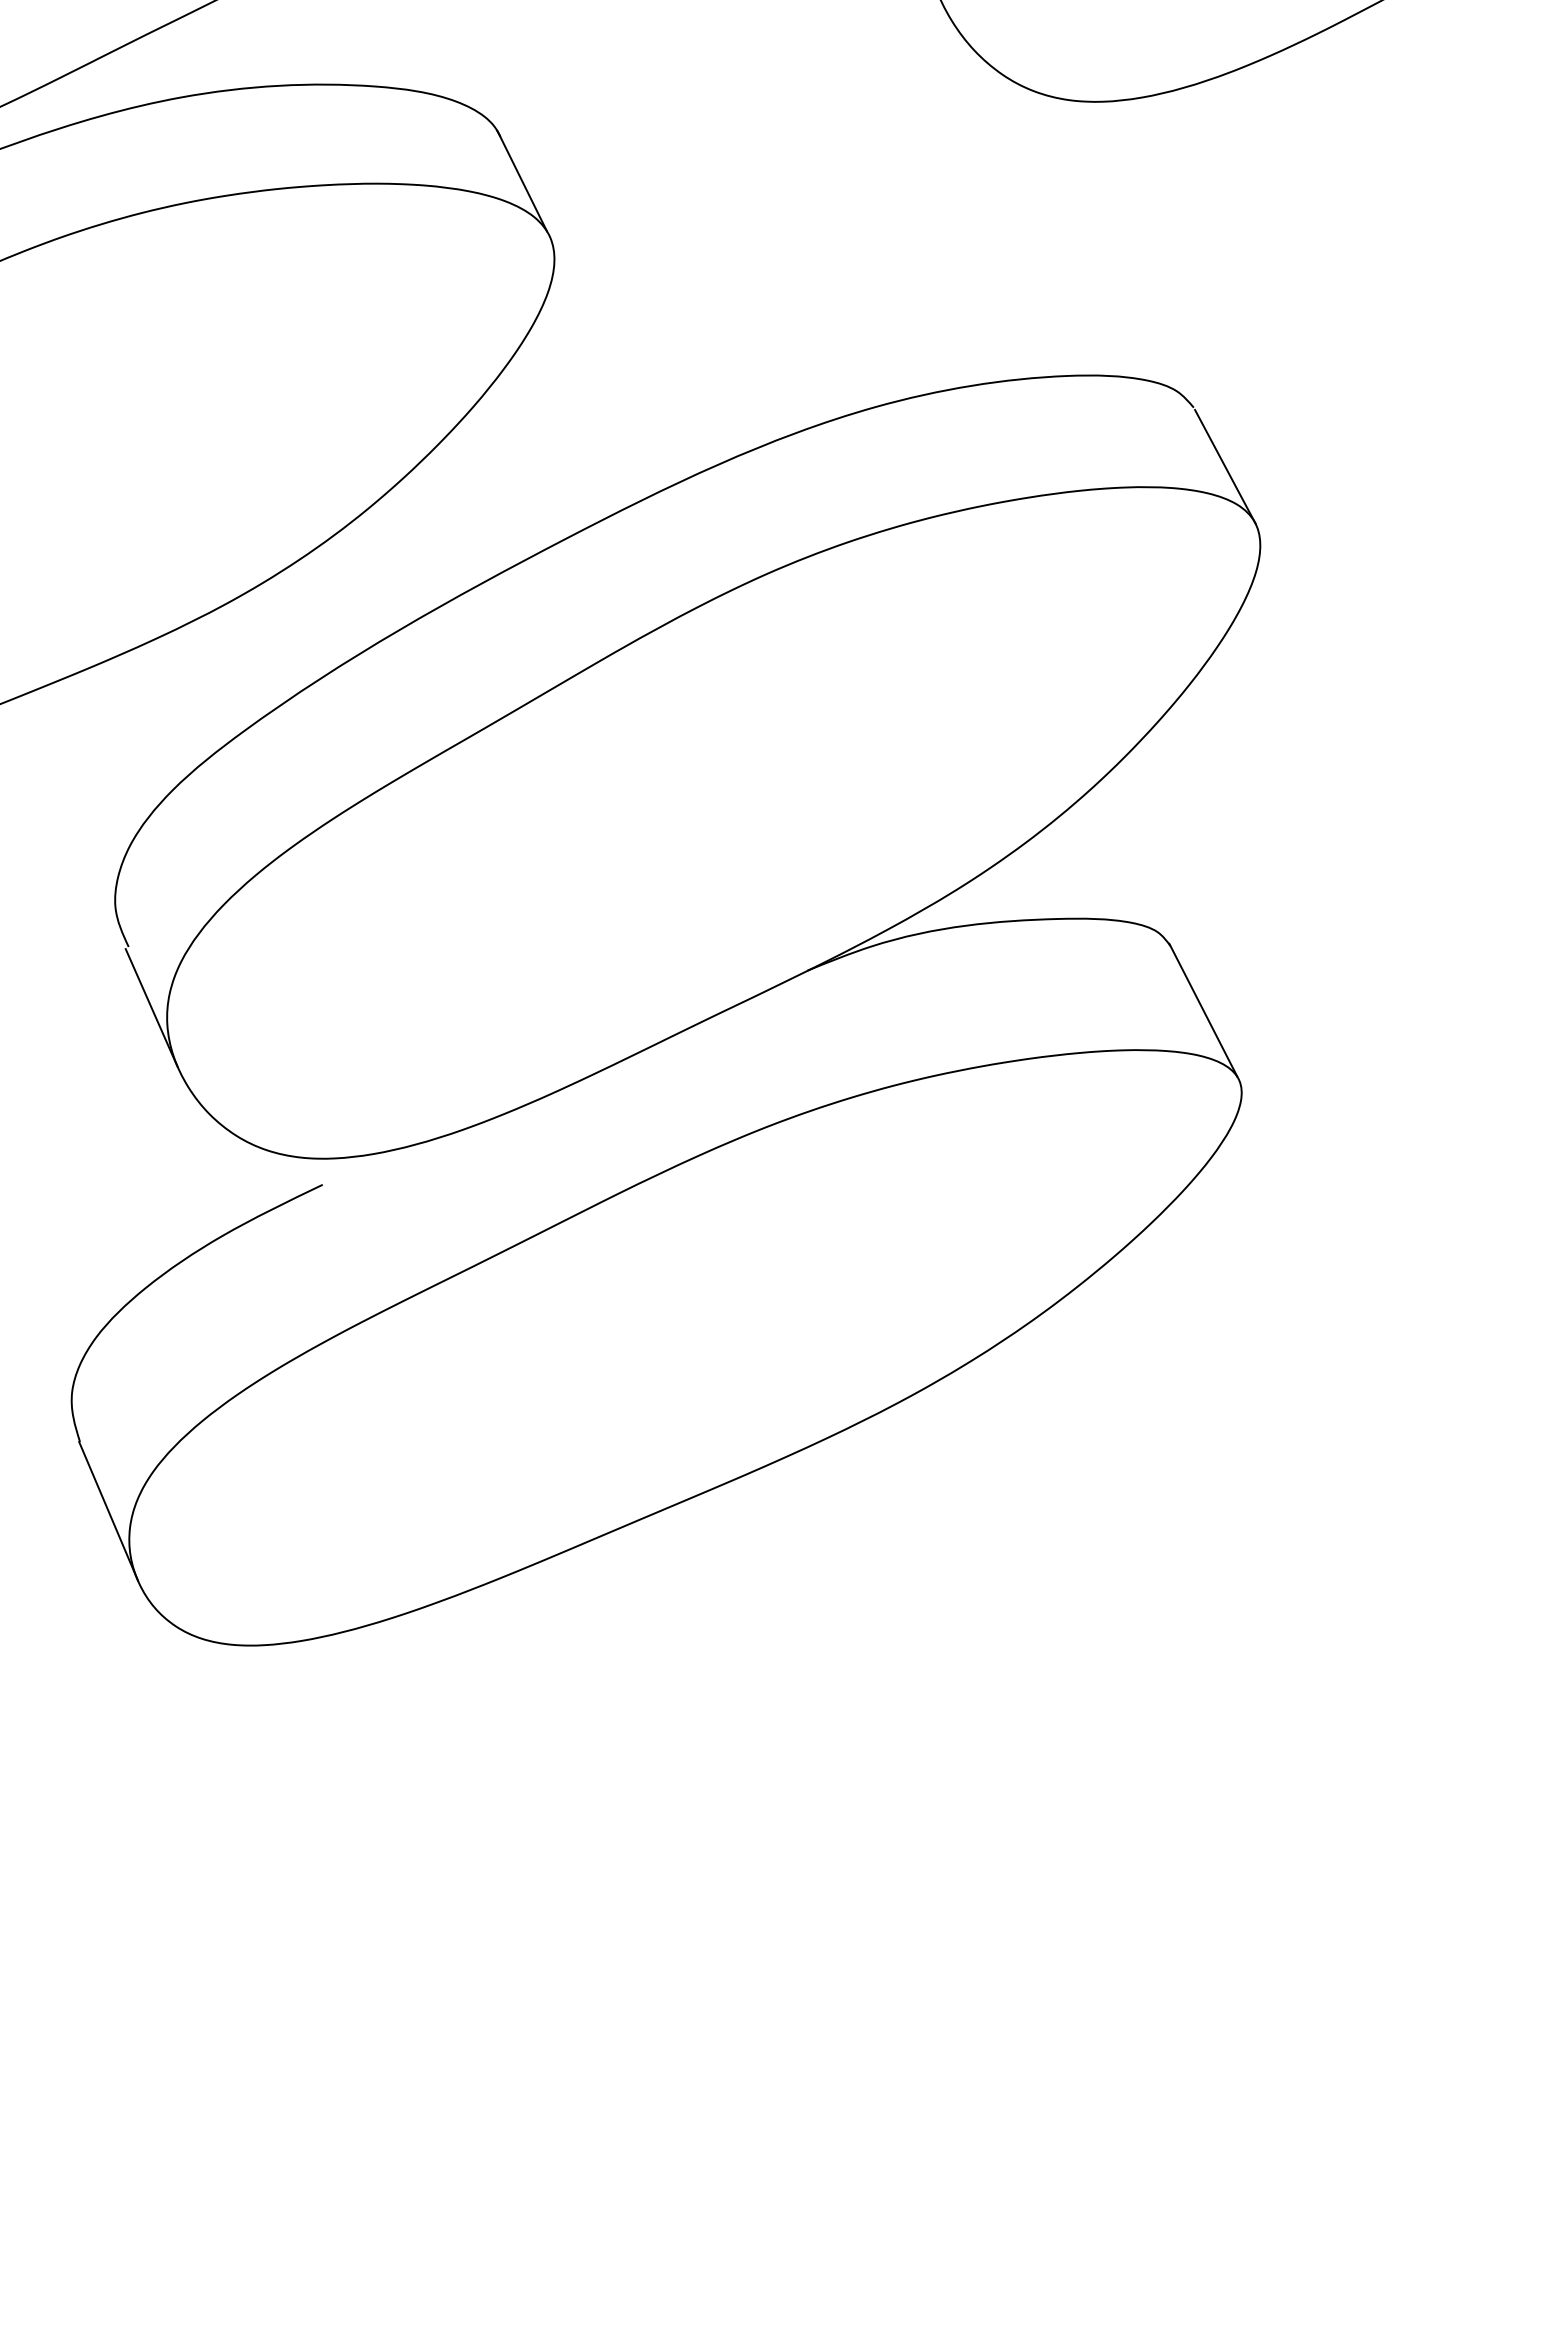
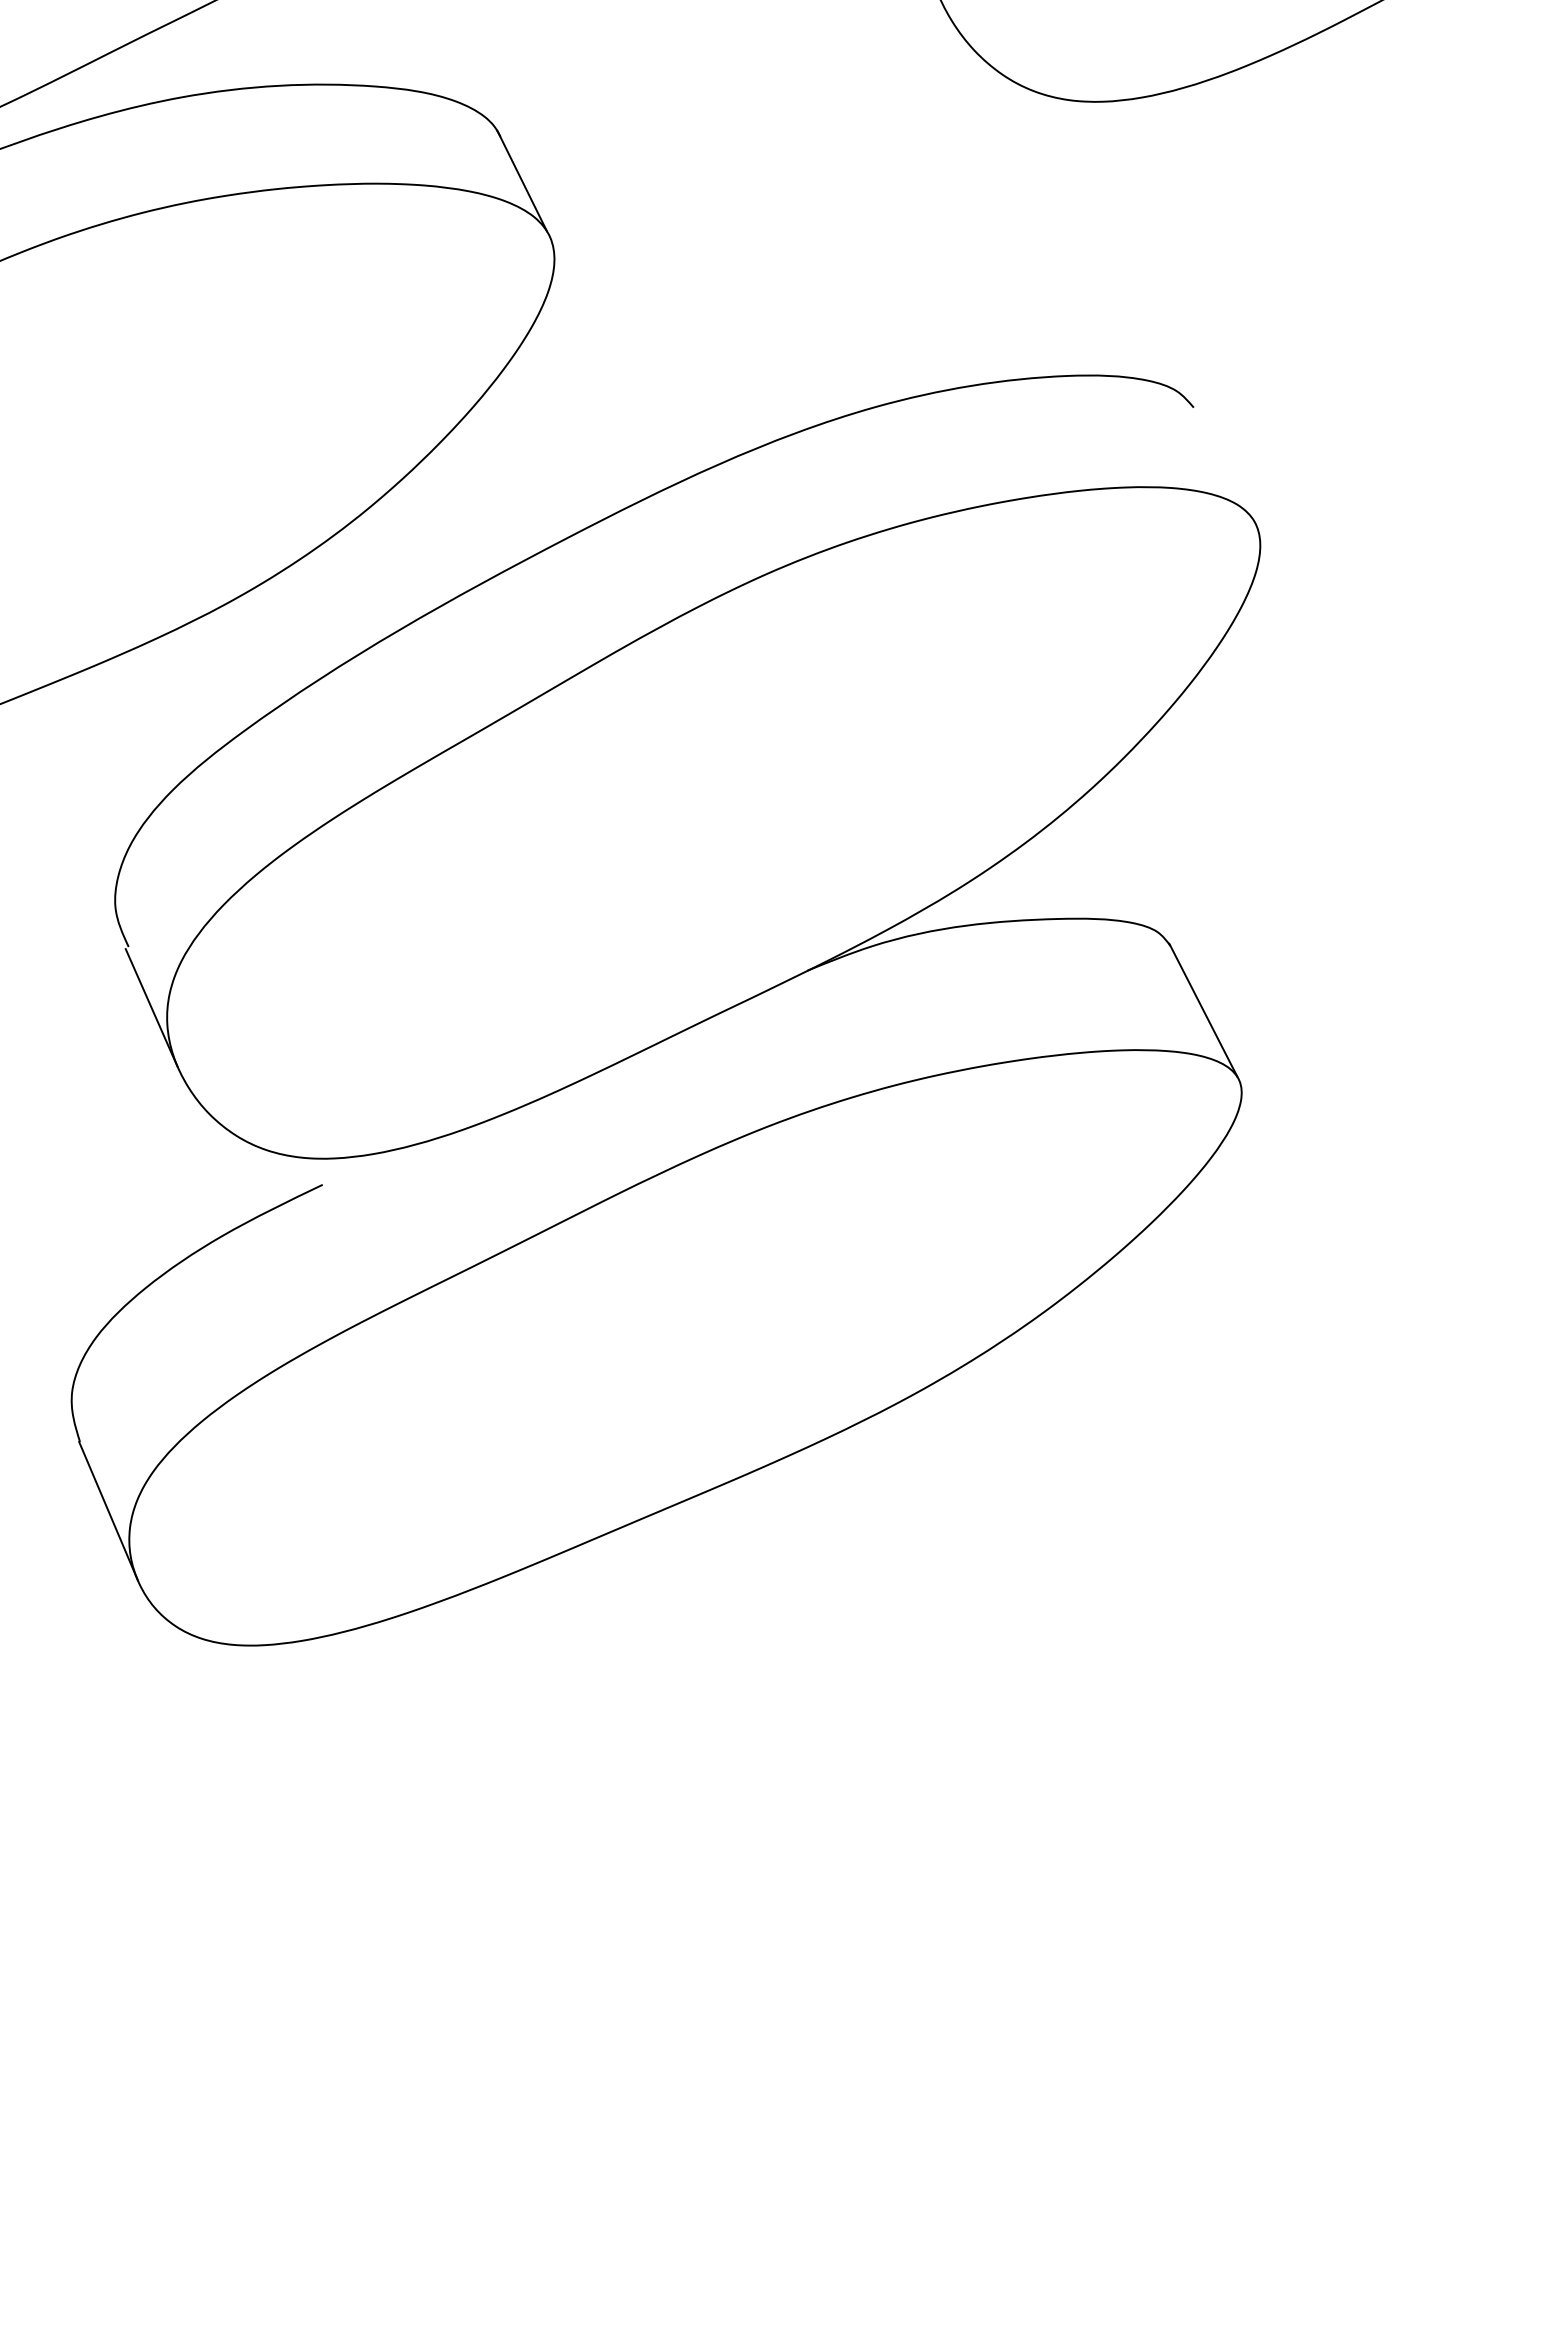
line: present -> none (1225, 466)
